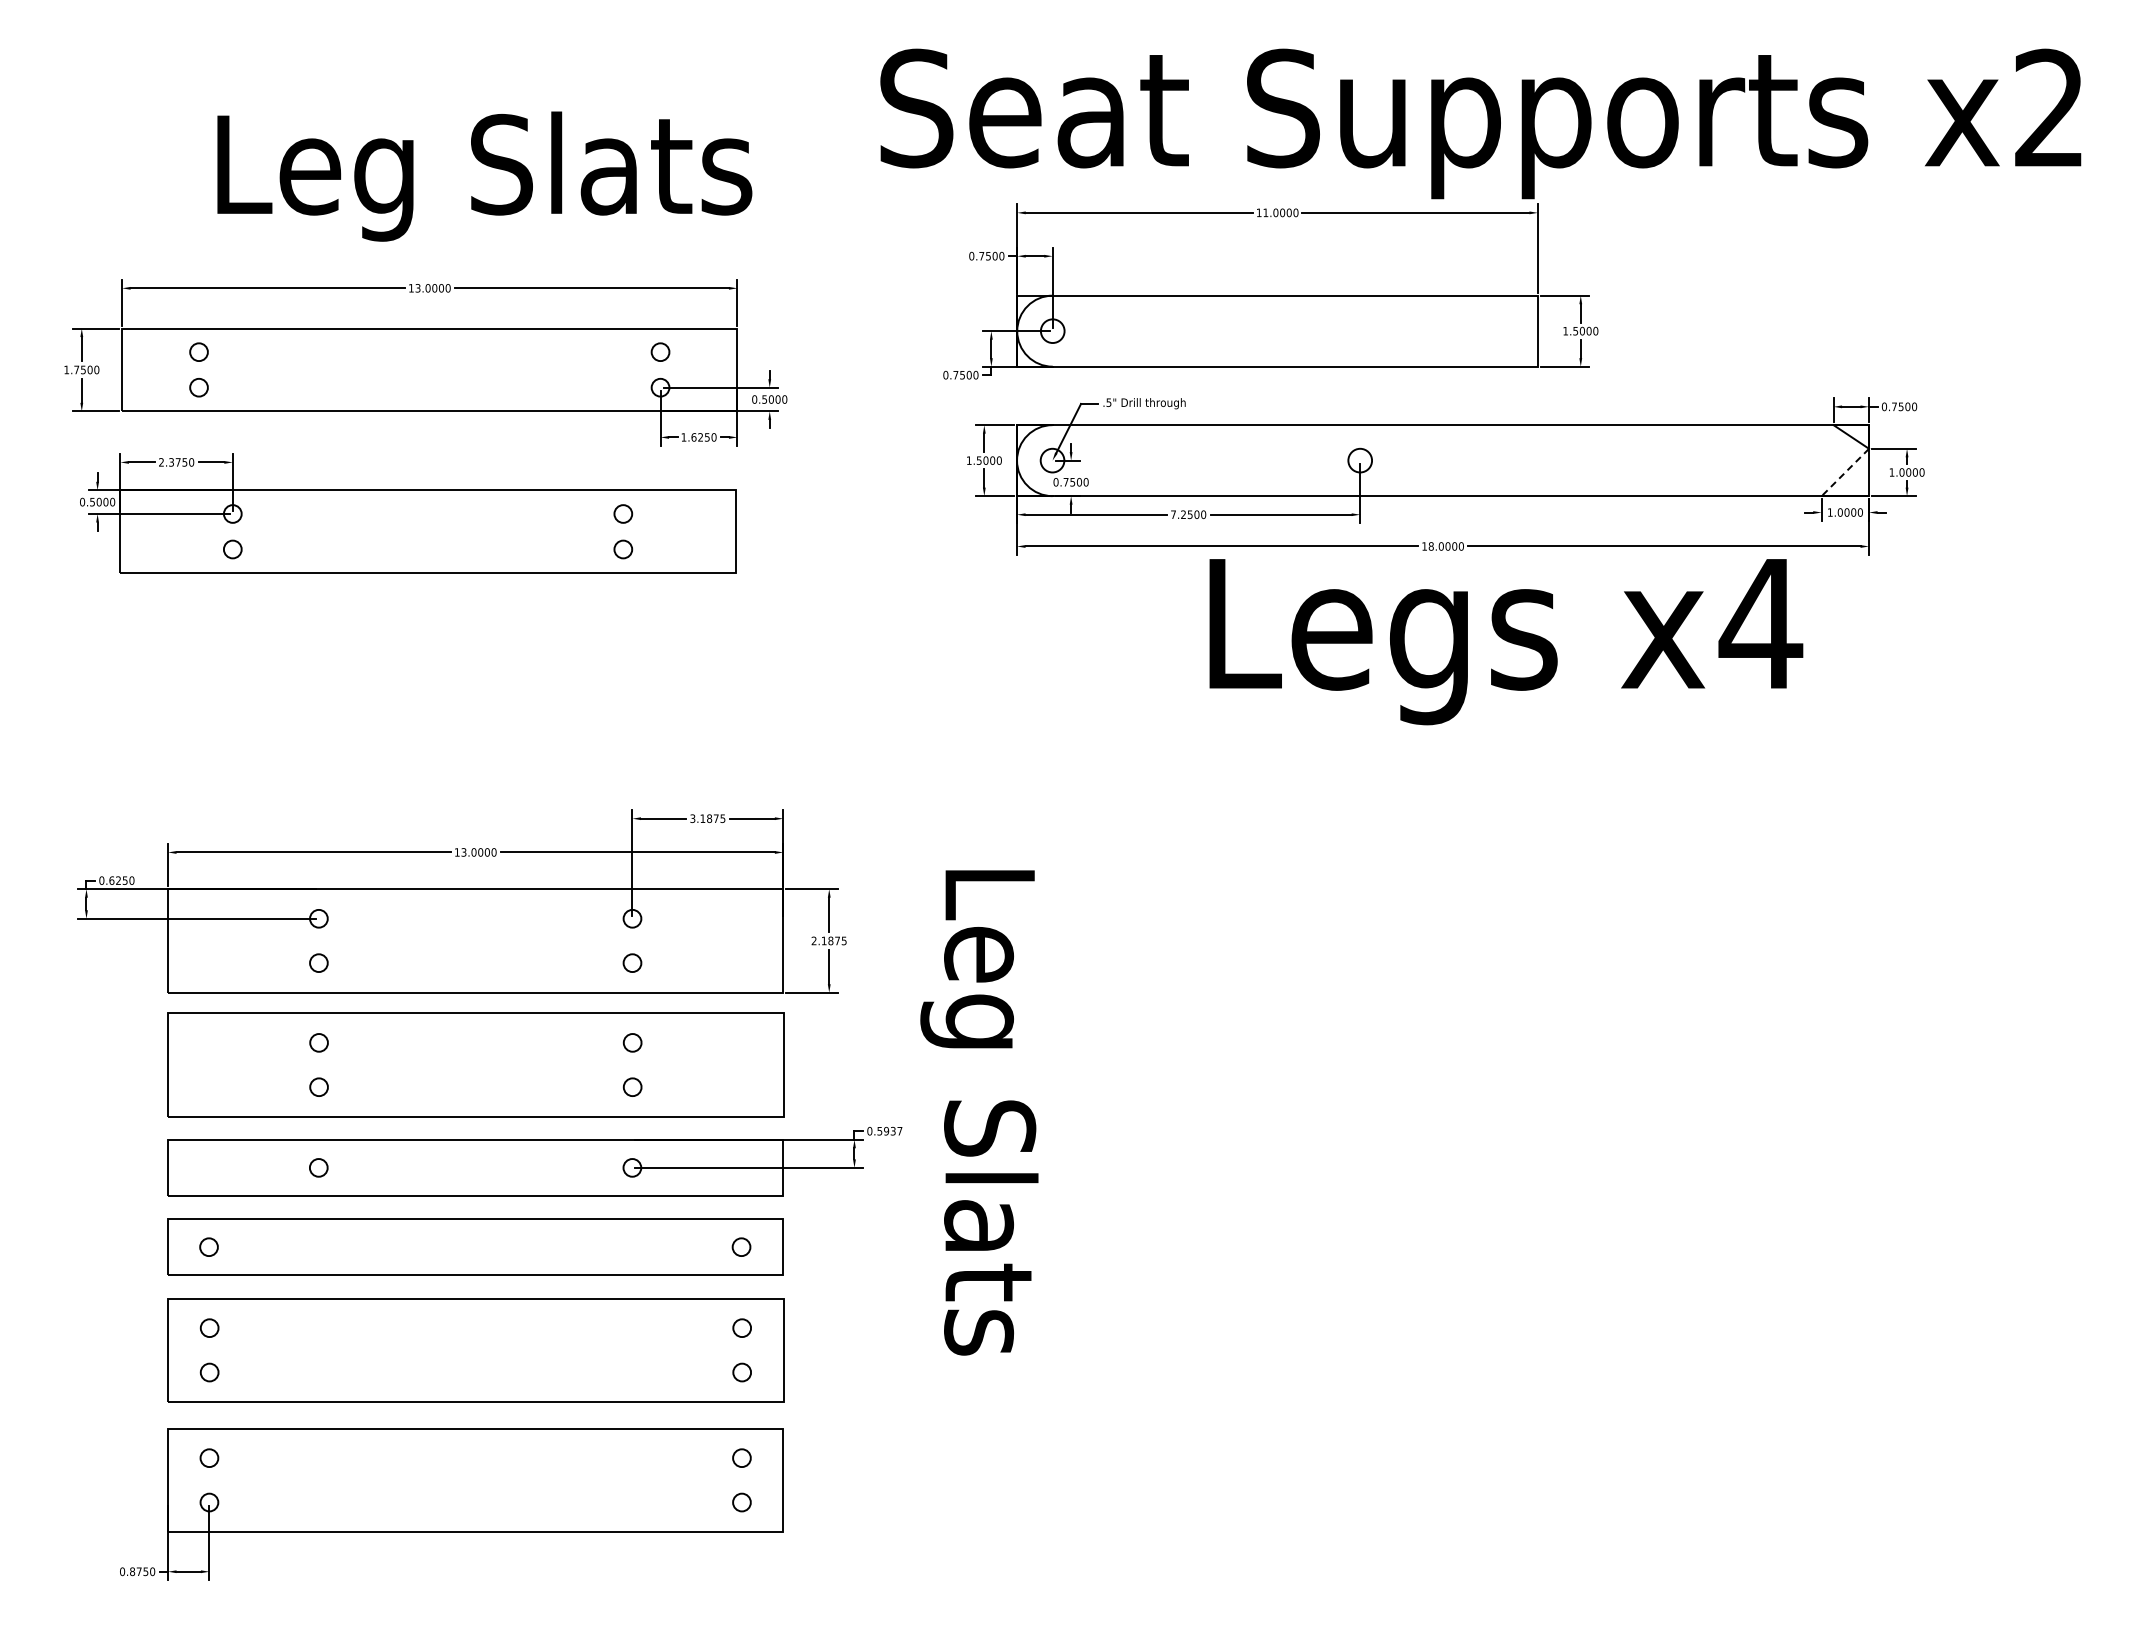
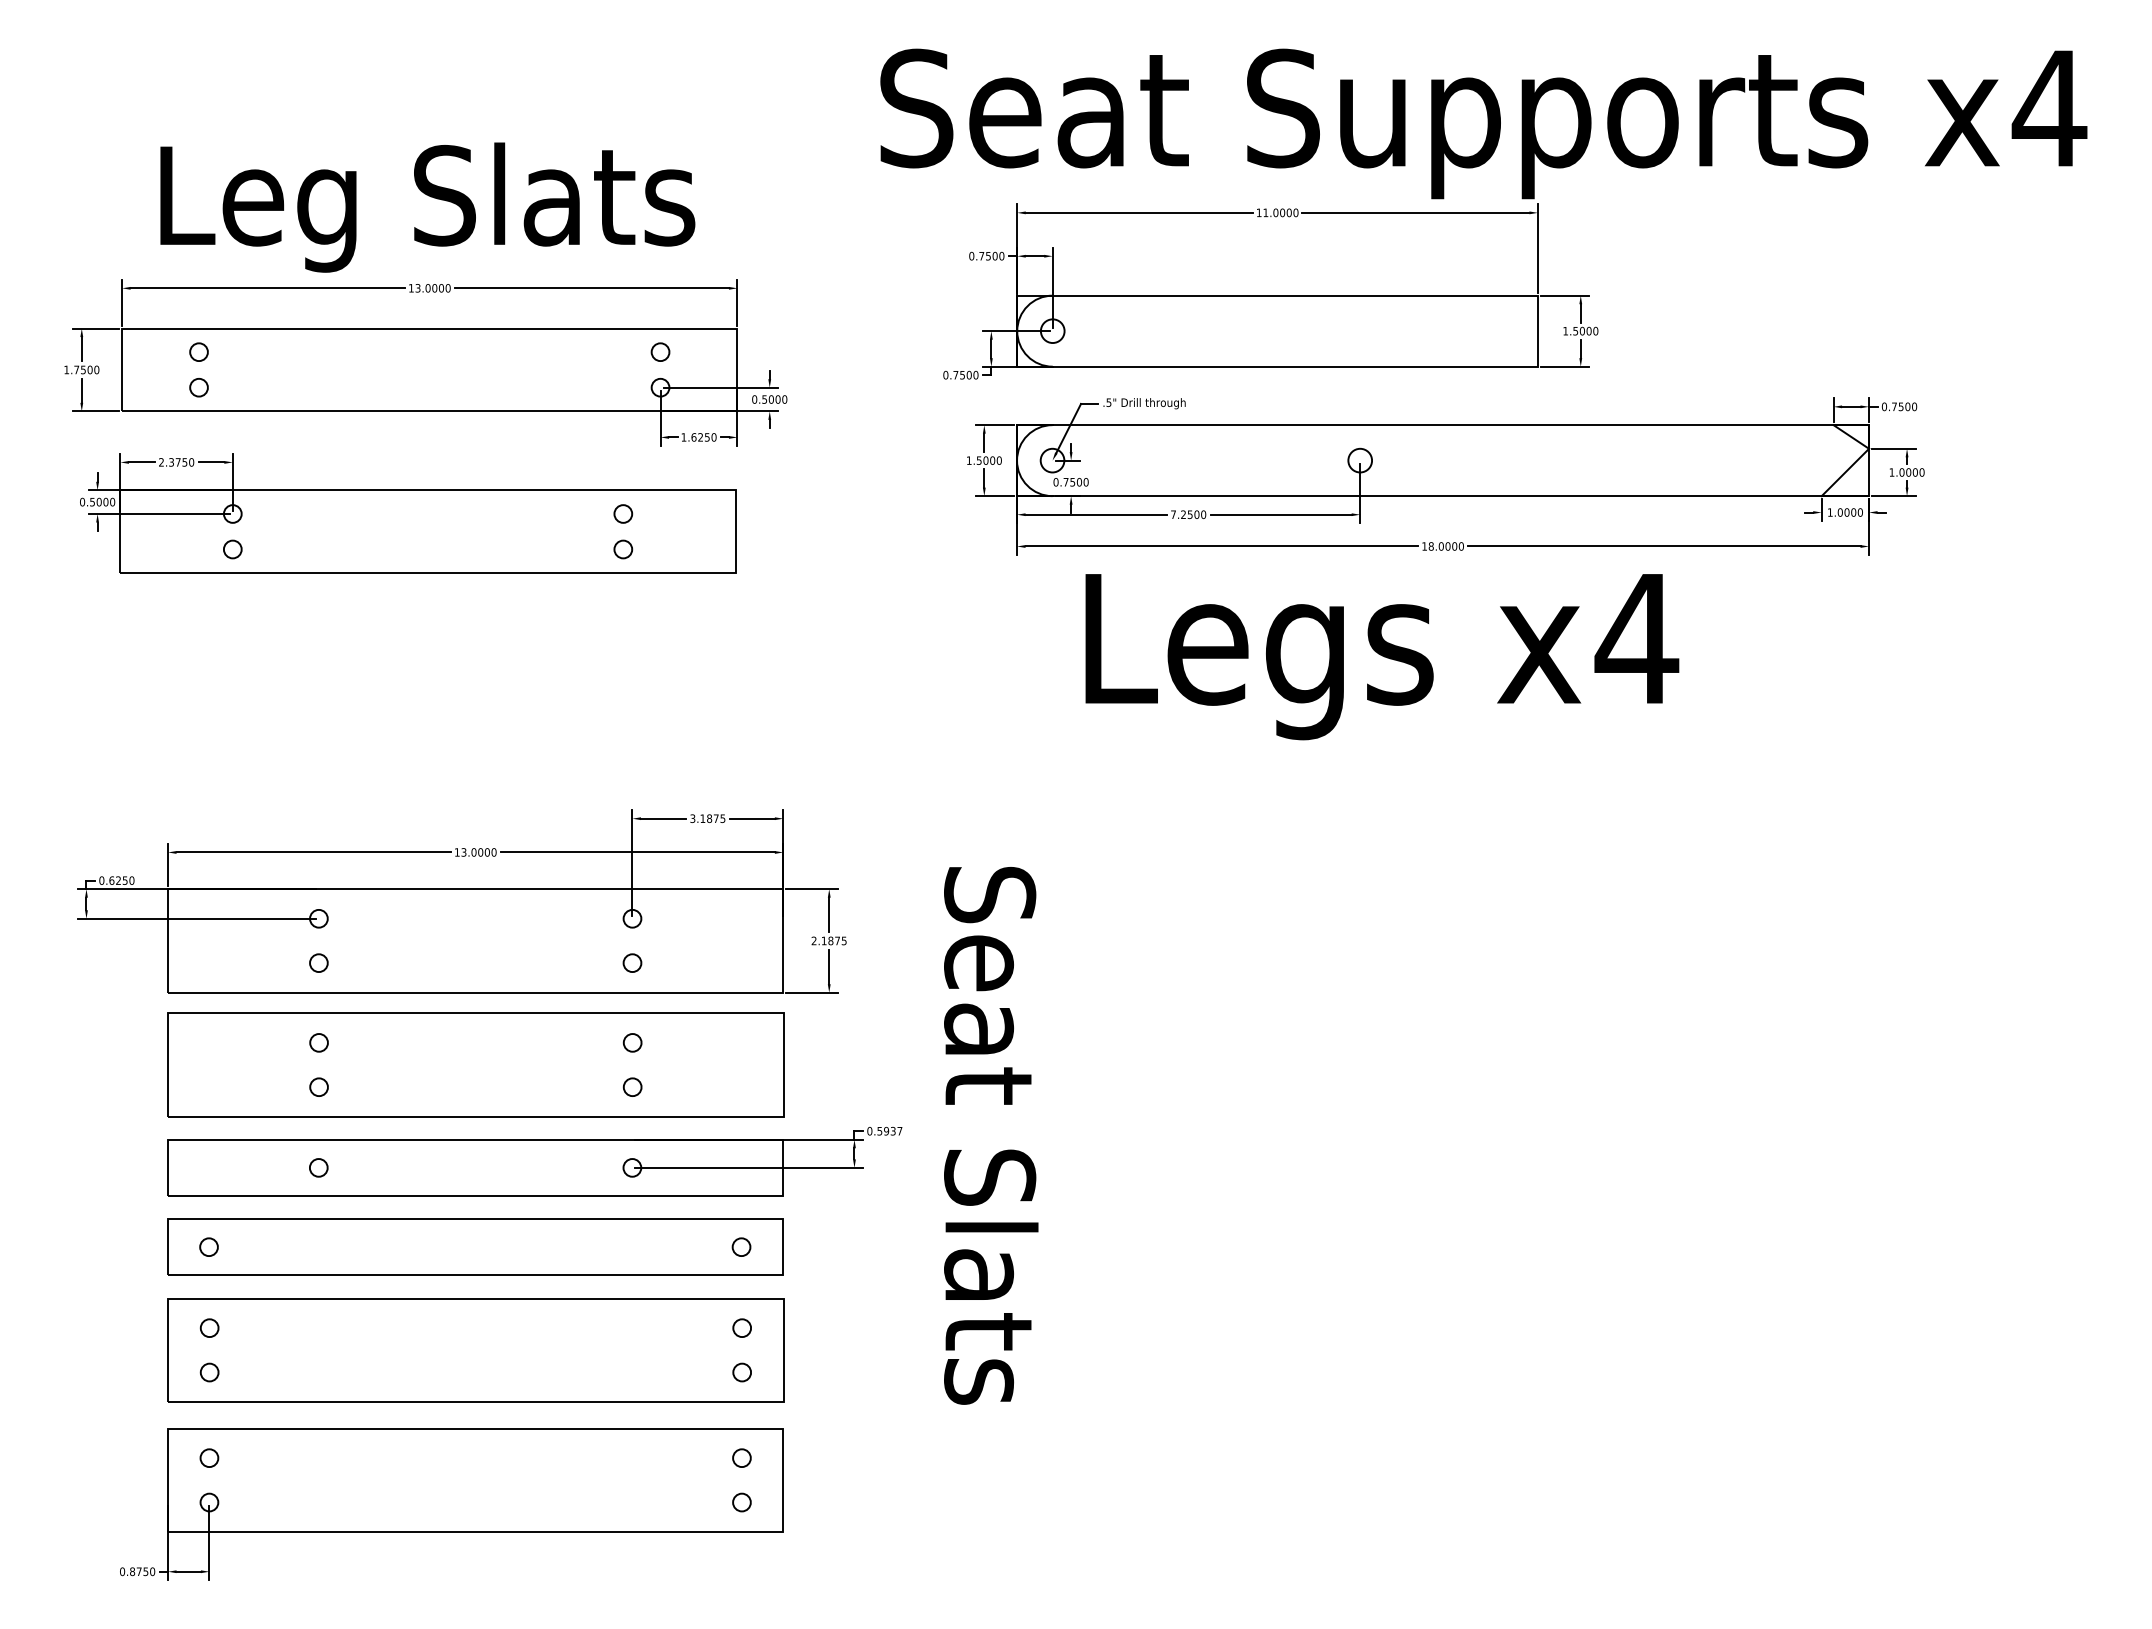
text: x2 -> x4 (2049, 107)
text position: (484, 176) -> (427, 207) (427, 207)
line: dashed -> solid (1845, 472)
text position: (1506, 642) -> (1382, 657) (1382, 657)
text: Leg Slats -> Seat Slats (979, 1135)
